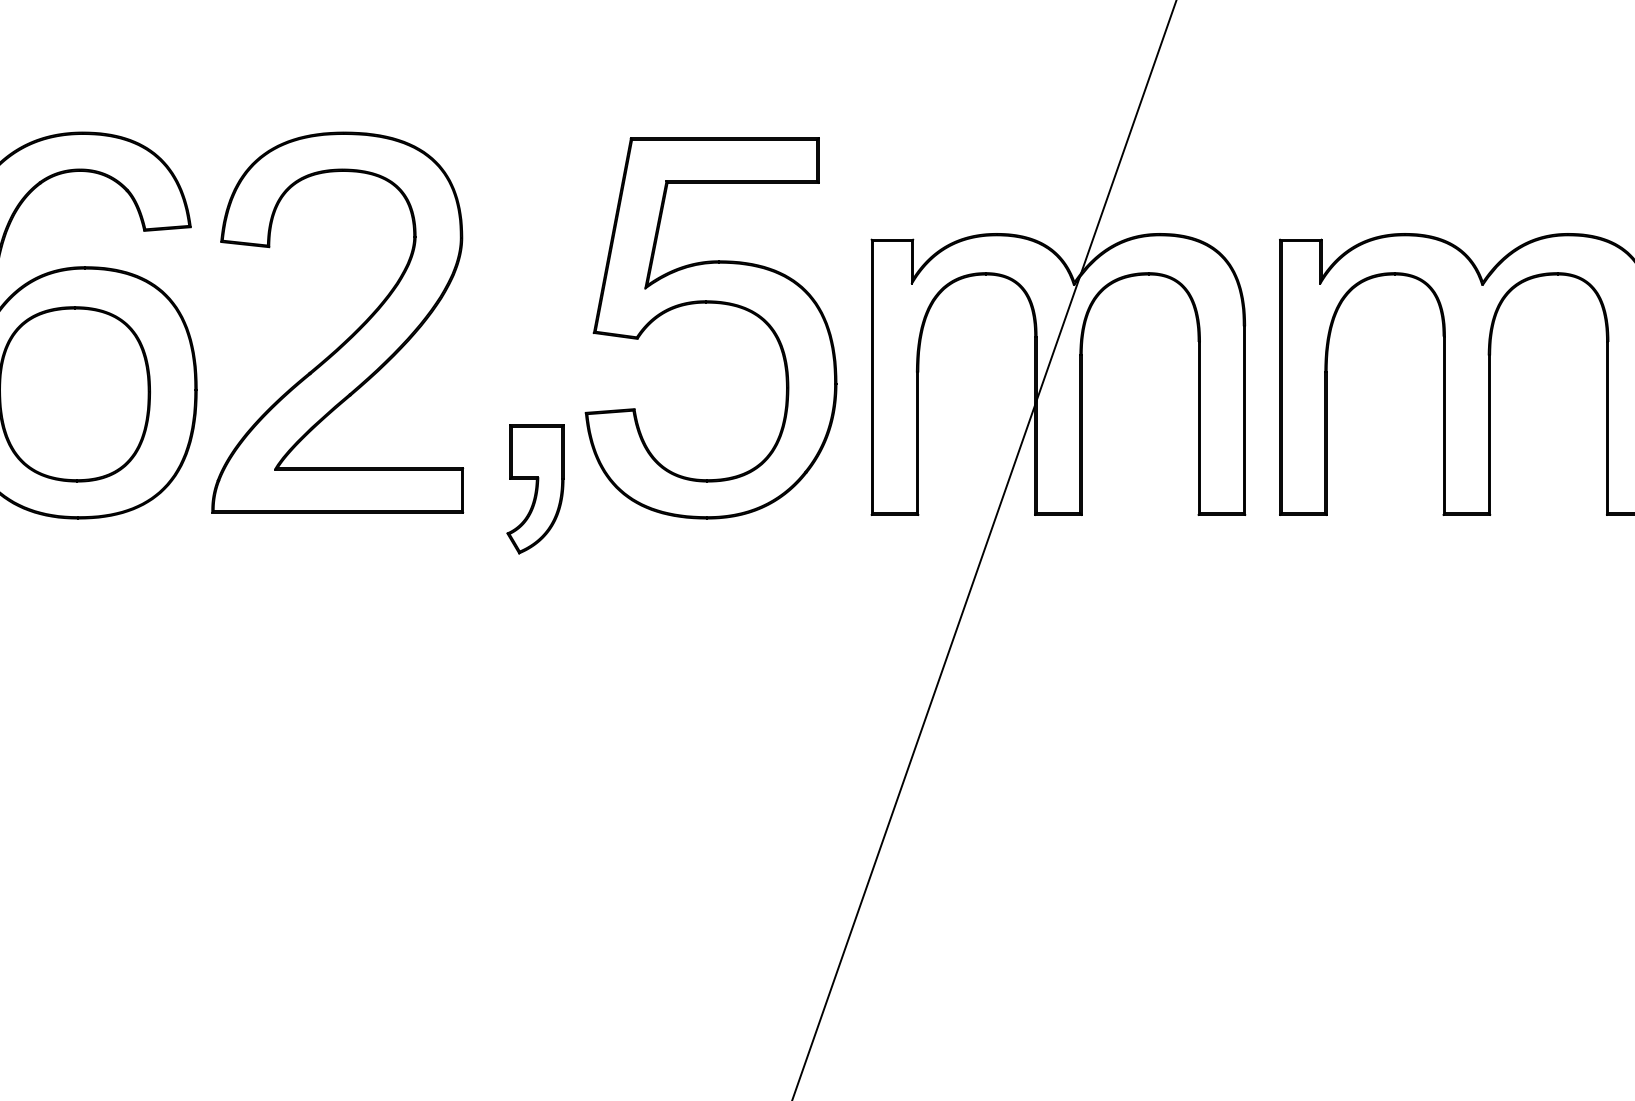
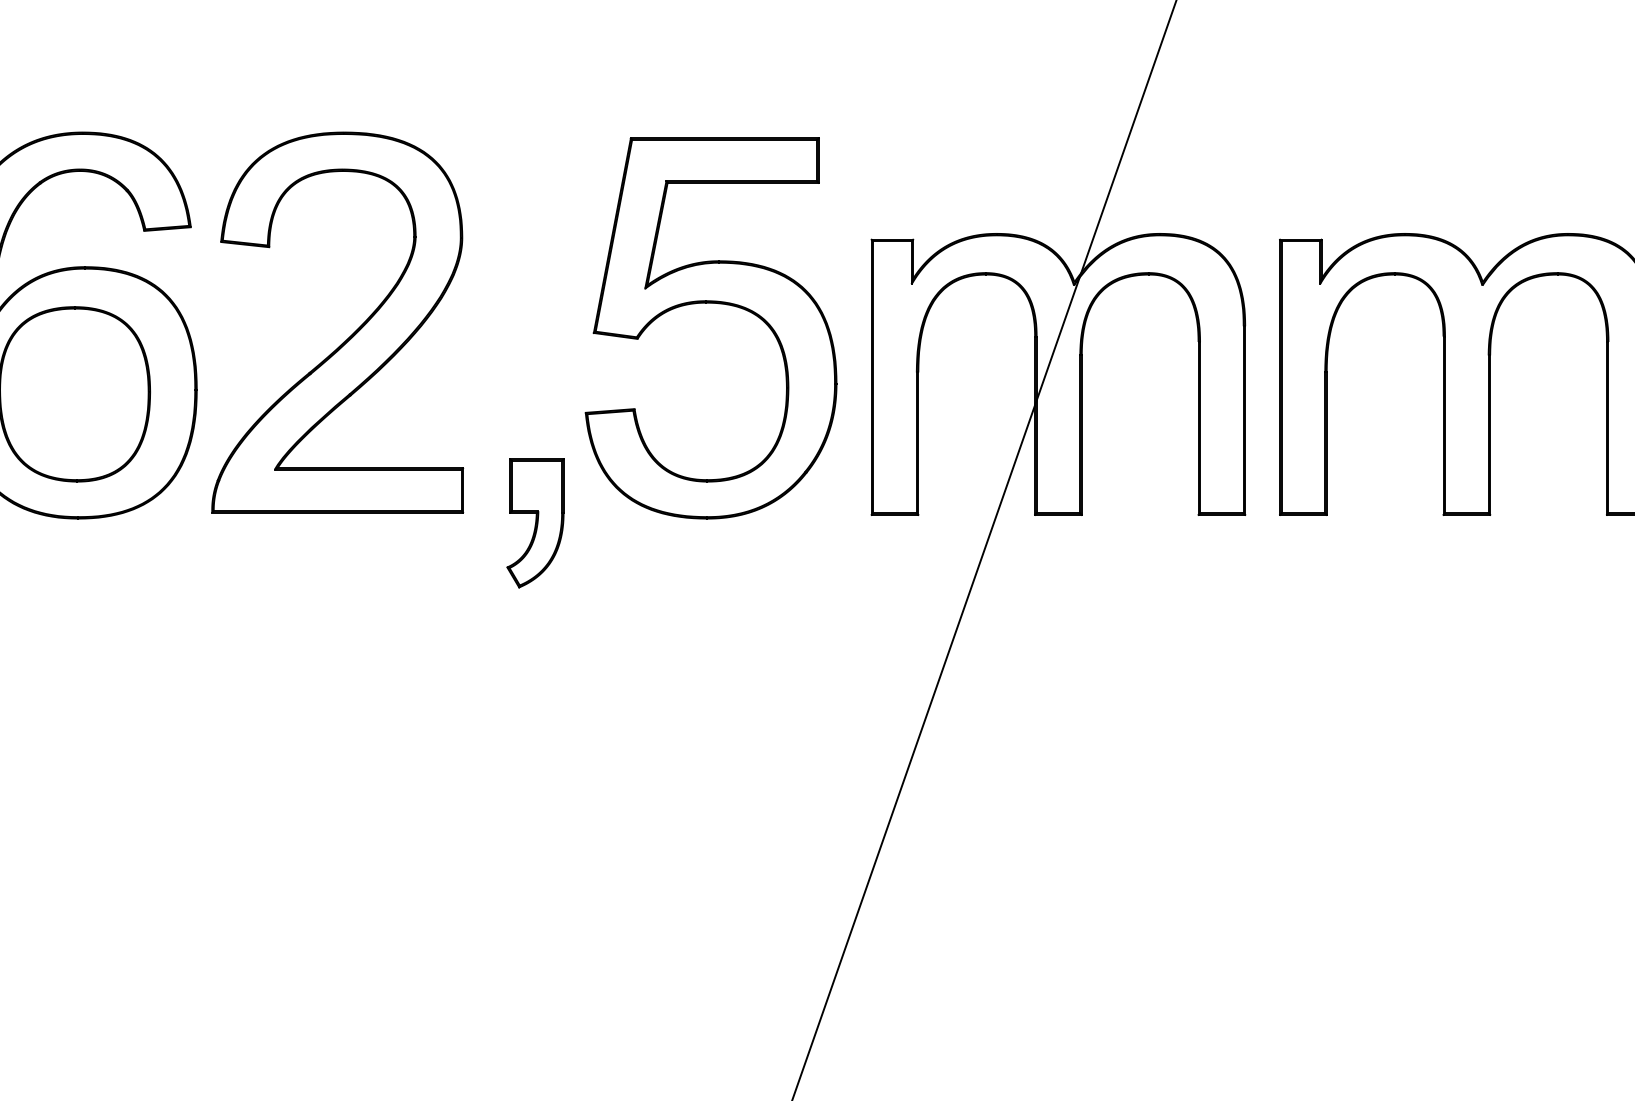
part position: (535, 489) -> (535, 523) (535, 523)
